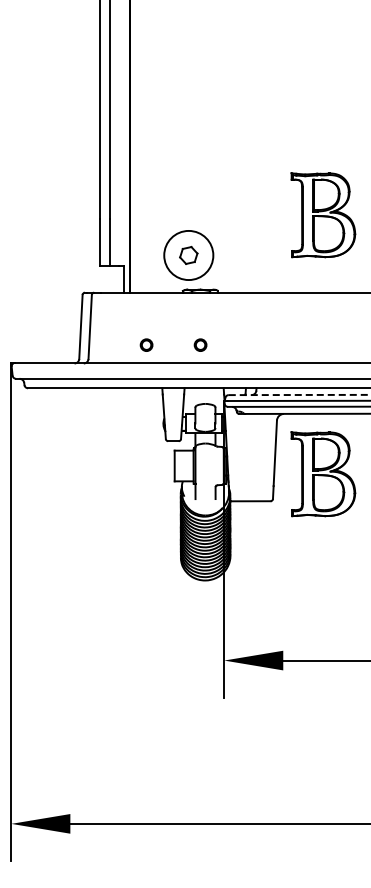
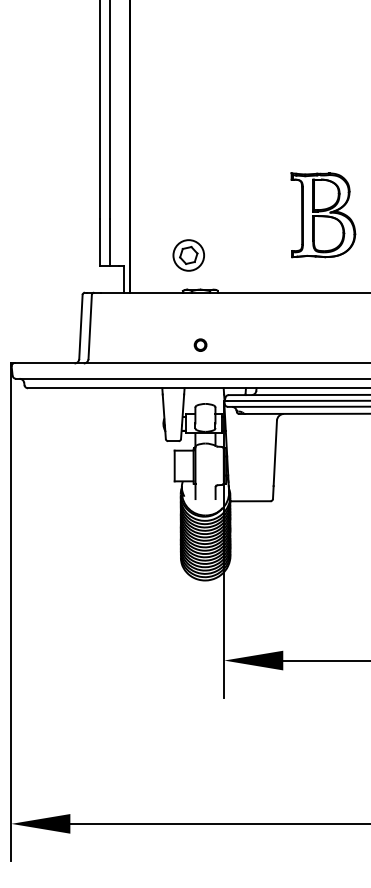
circle diameter: 49 px -> 31 px (188, 255)
part: present -> none (146, 344)
line: dashed -> solid (299, 395)
part: present -> none (323, 474)
